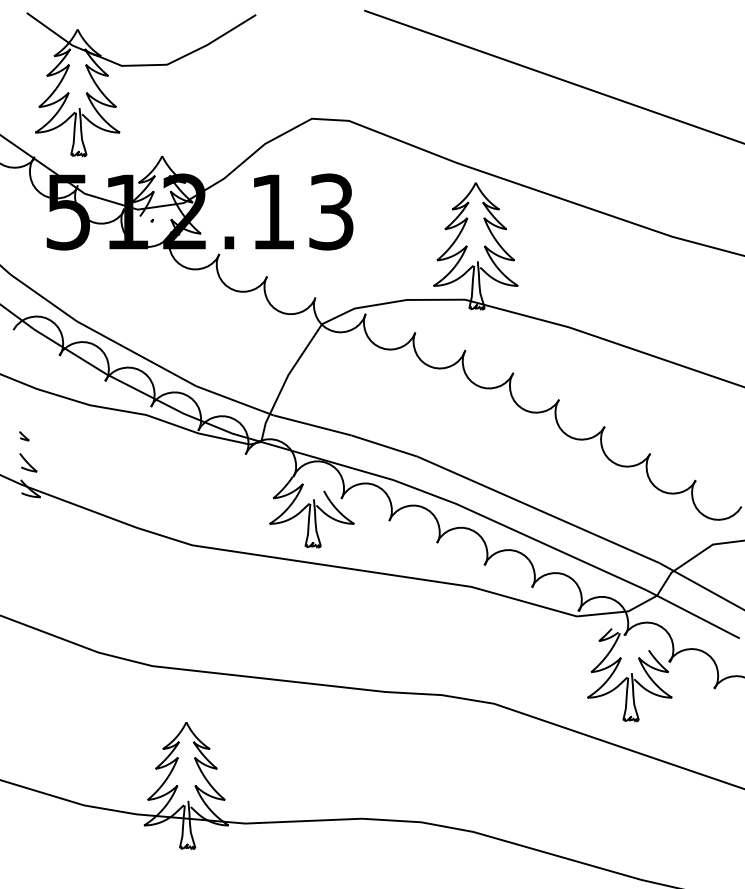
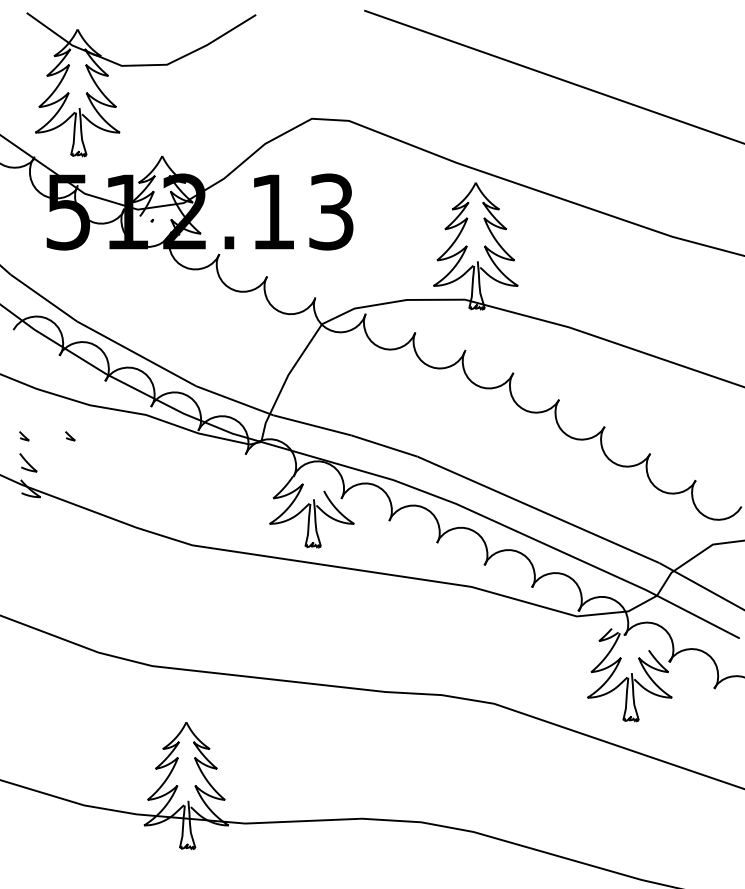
curve: none -> present (70, 436)
